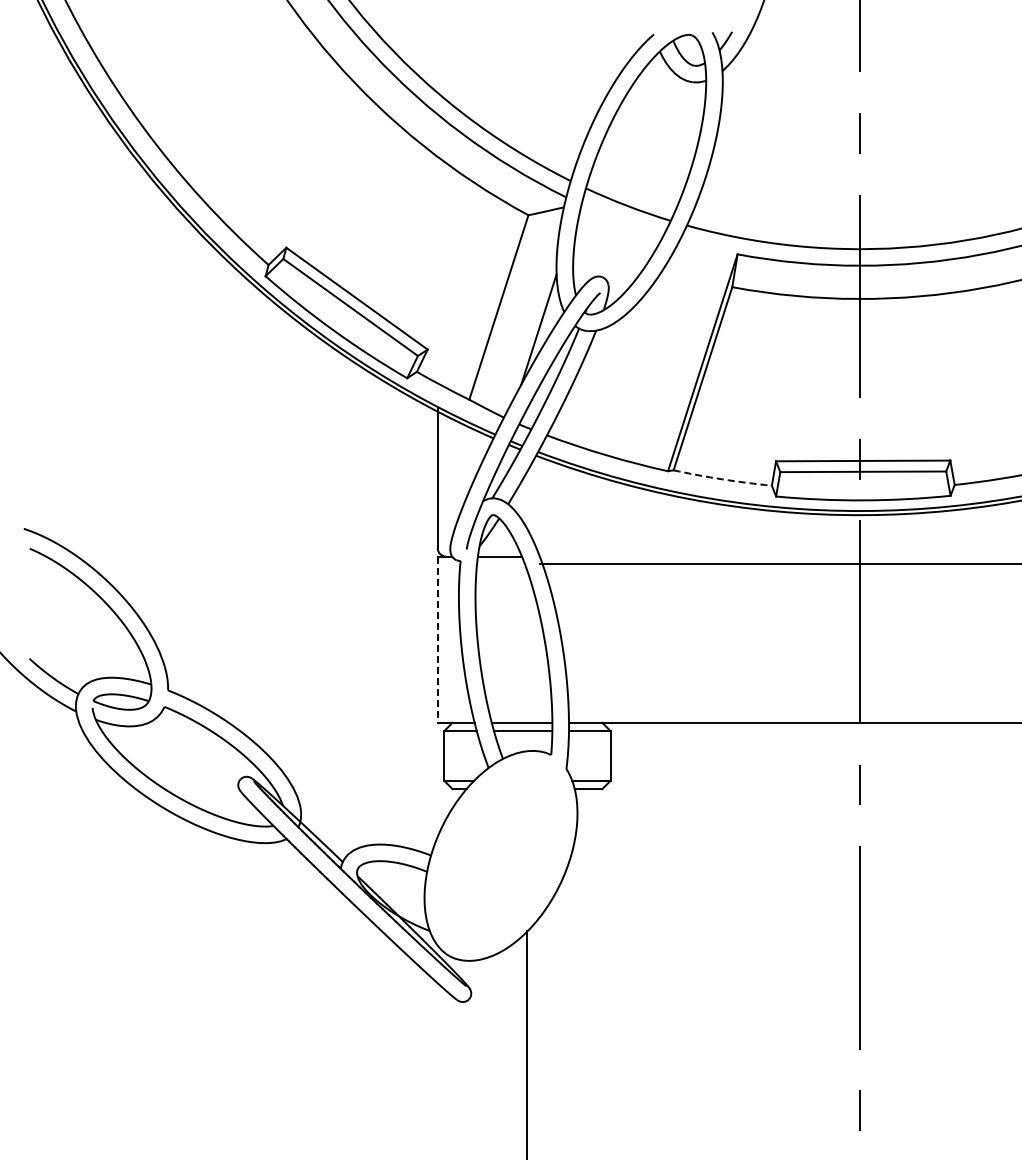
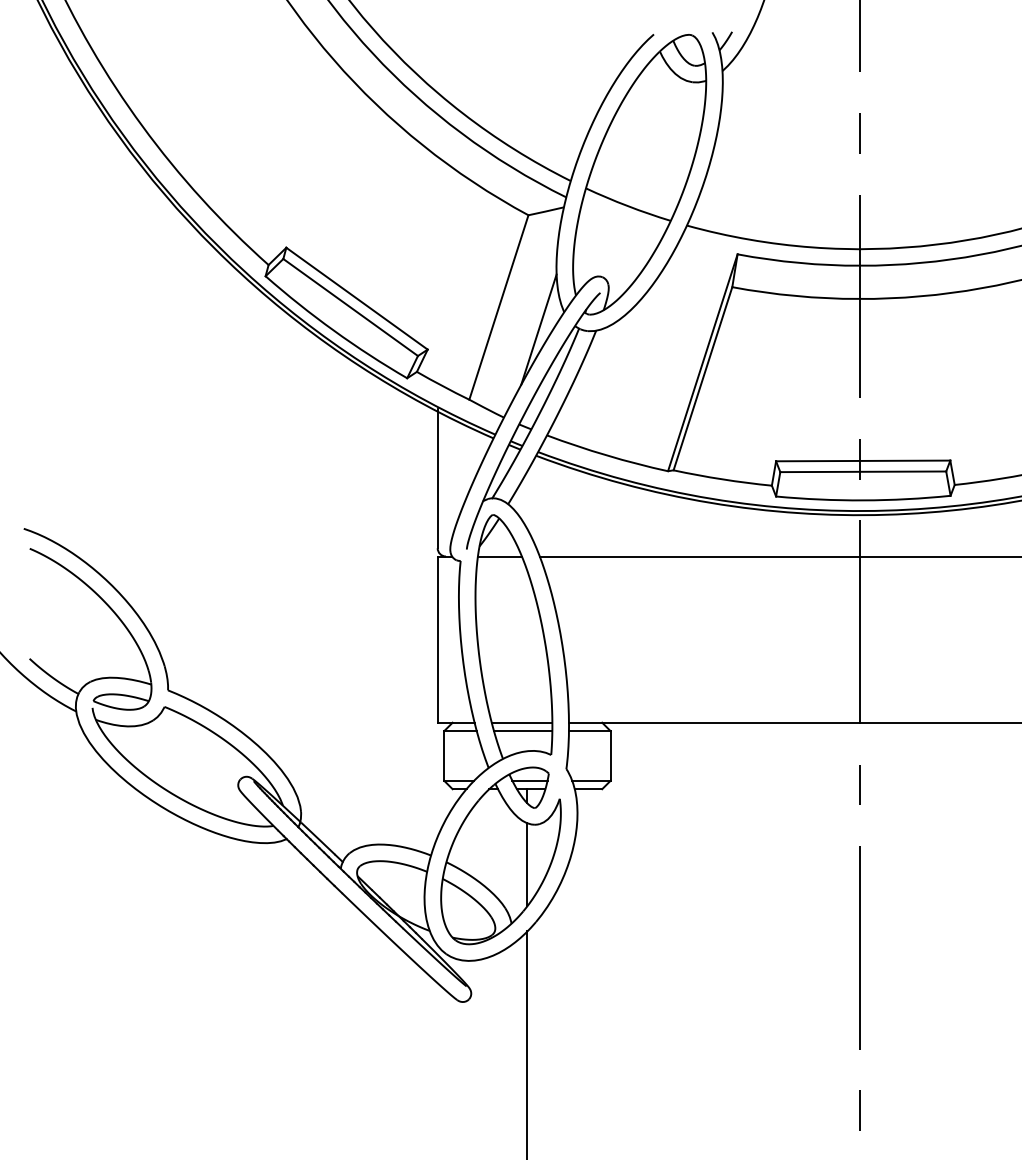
arc: dashed -> solid (722, 479)
line position: (778, 563) -> (778, 556) (778, 556)
line: dashed -> solid (437, 640)
part: none -> present (500, 855)
